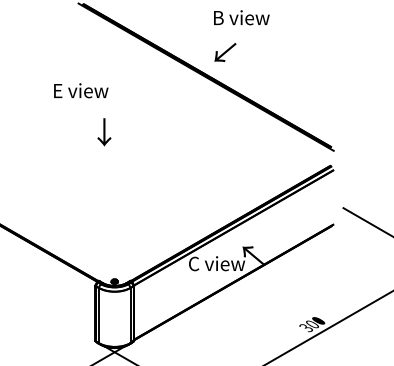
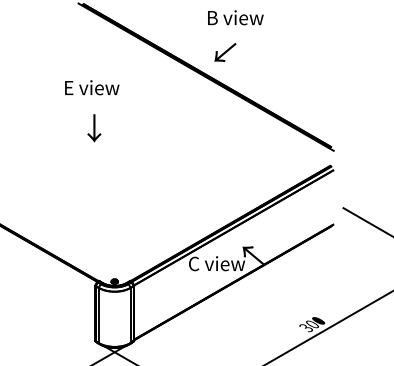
text position: (241, 17) -> (235, 17) (235, 17)
text position: (81, 90) -> (92, 87) (92, 87)
text position: (104, 132) -> (94, 128) (94, 128)
